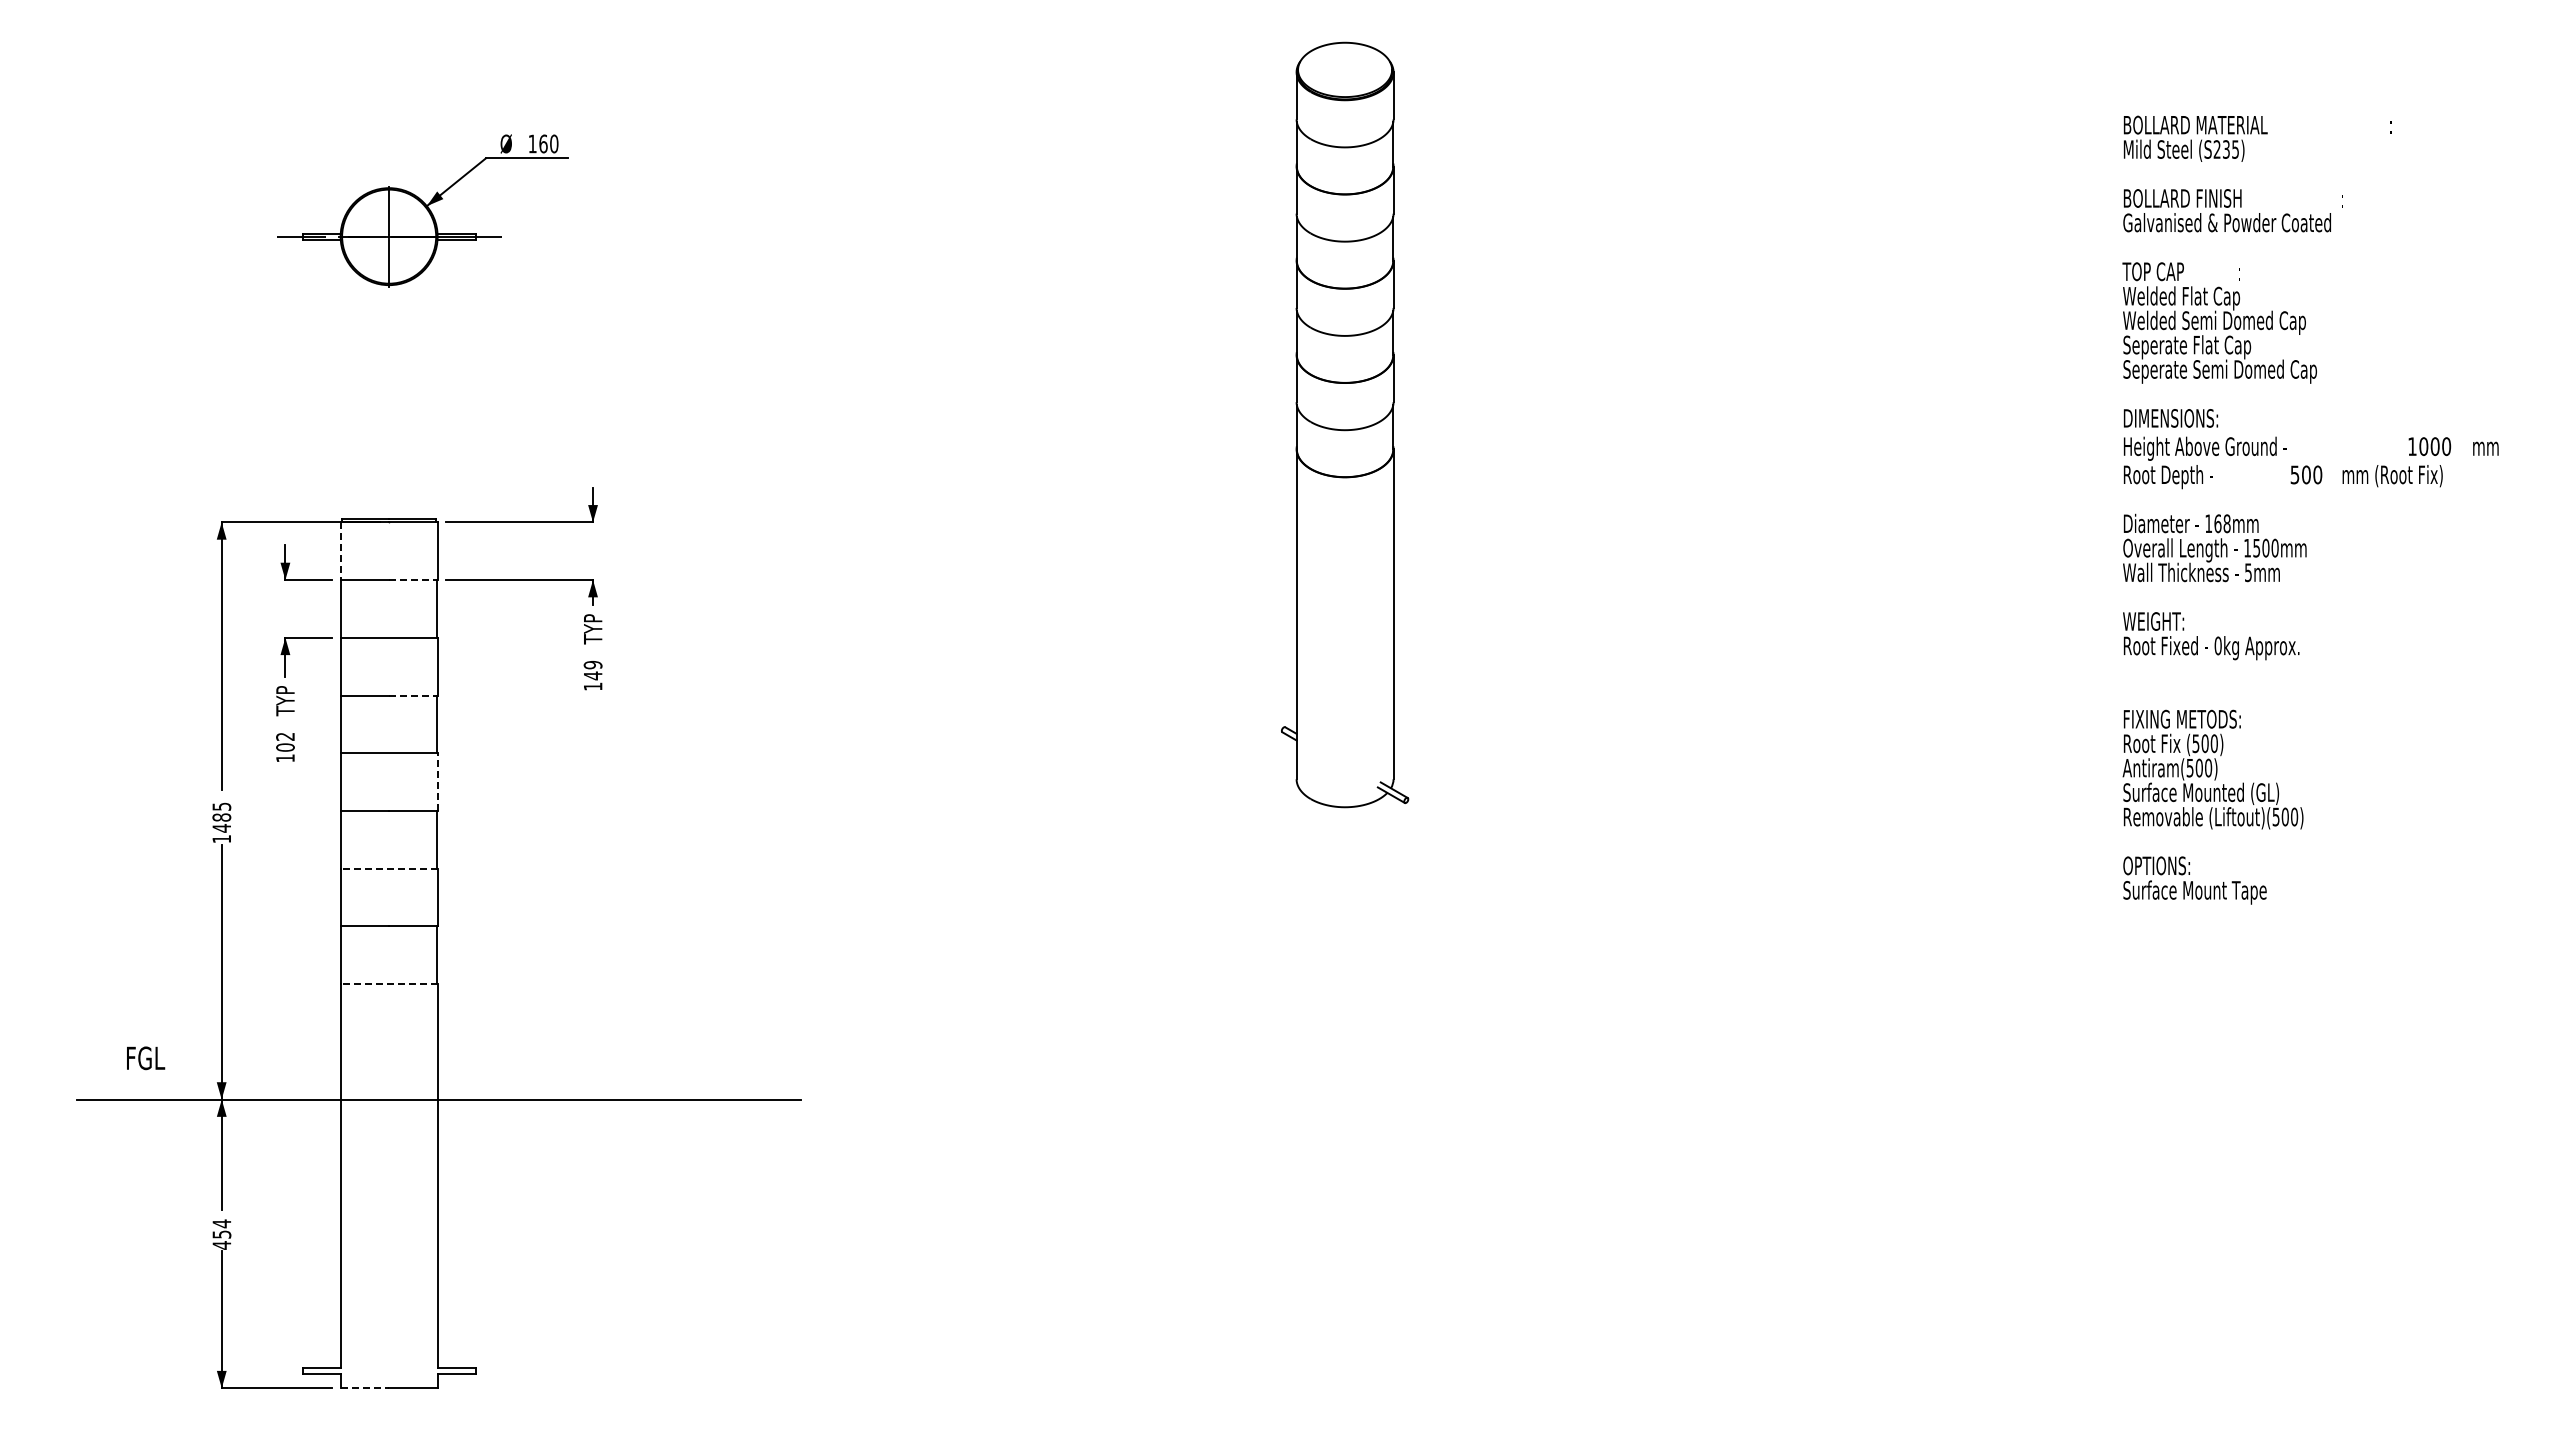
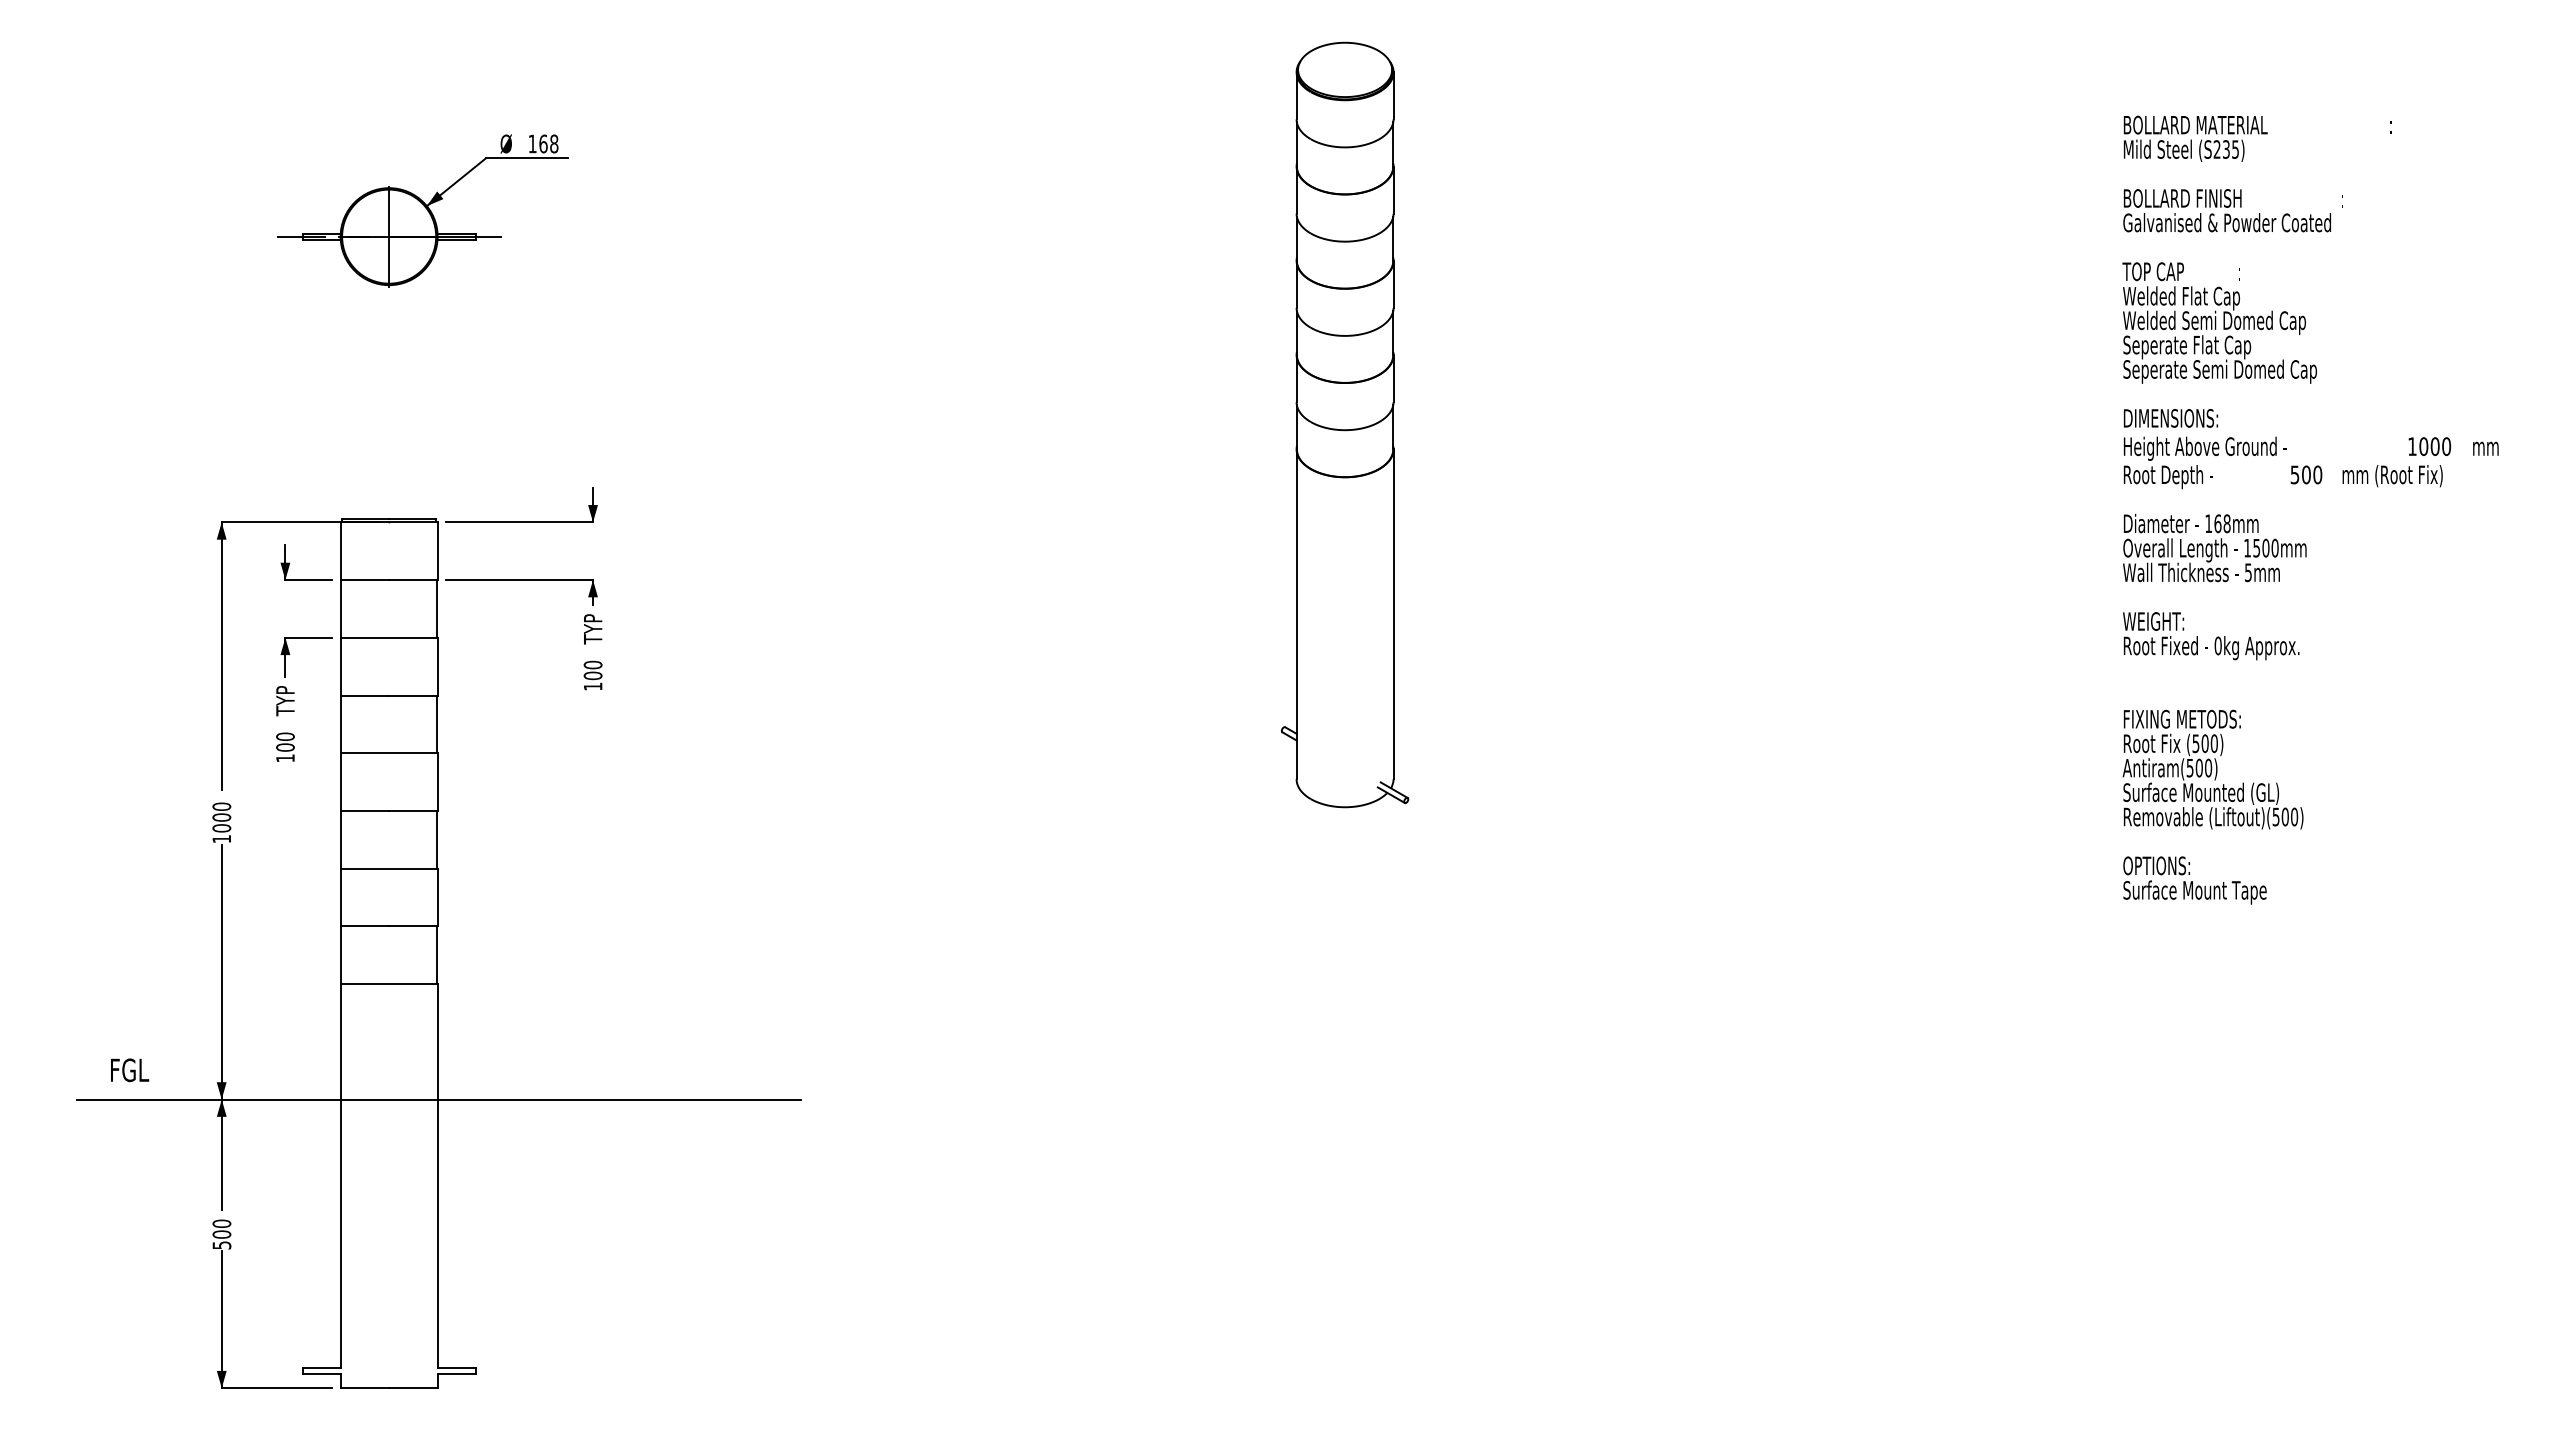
text: 160 -> 168 (554, 144)
line: dashed -> solid (340, 551)
line: dashed -> solid (413, 580)
text: 149 -> 100 (592, 670)
line: dashed -> solid (413, 695)
text: 102 -> 100 (285, 736)
line: dashed -> solid (437, 782)
text: 1485 -> 1000 (221, 817)
line: dashed -> solid (388, 868)
line: dashed -> solid (388, 984)
text position: (146, 1058) -> (130, 1070) (130, 1070)
text: 454 -> 500 (221, 1234)
line: dashed -> solid (365, 1388)
